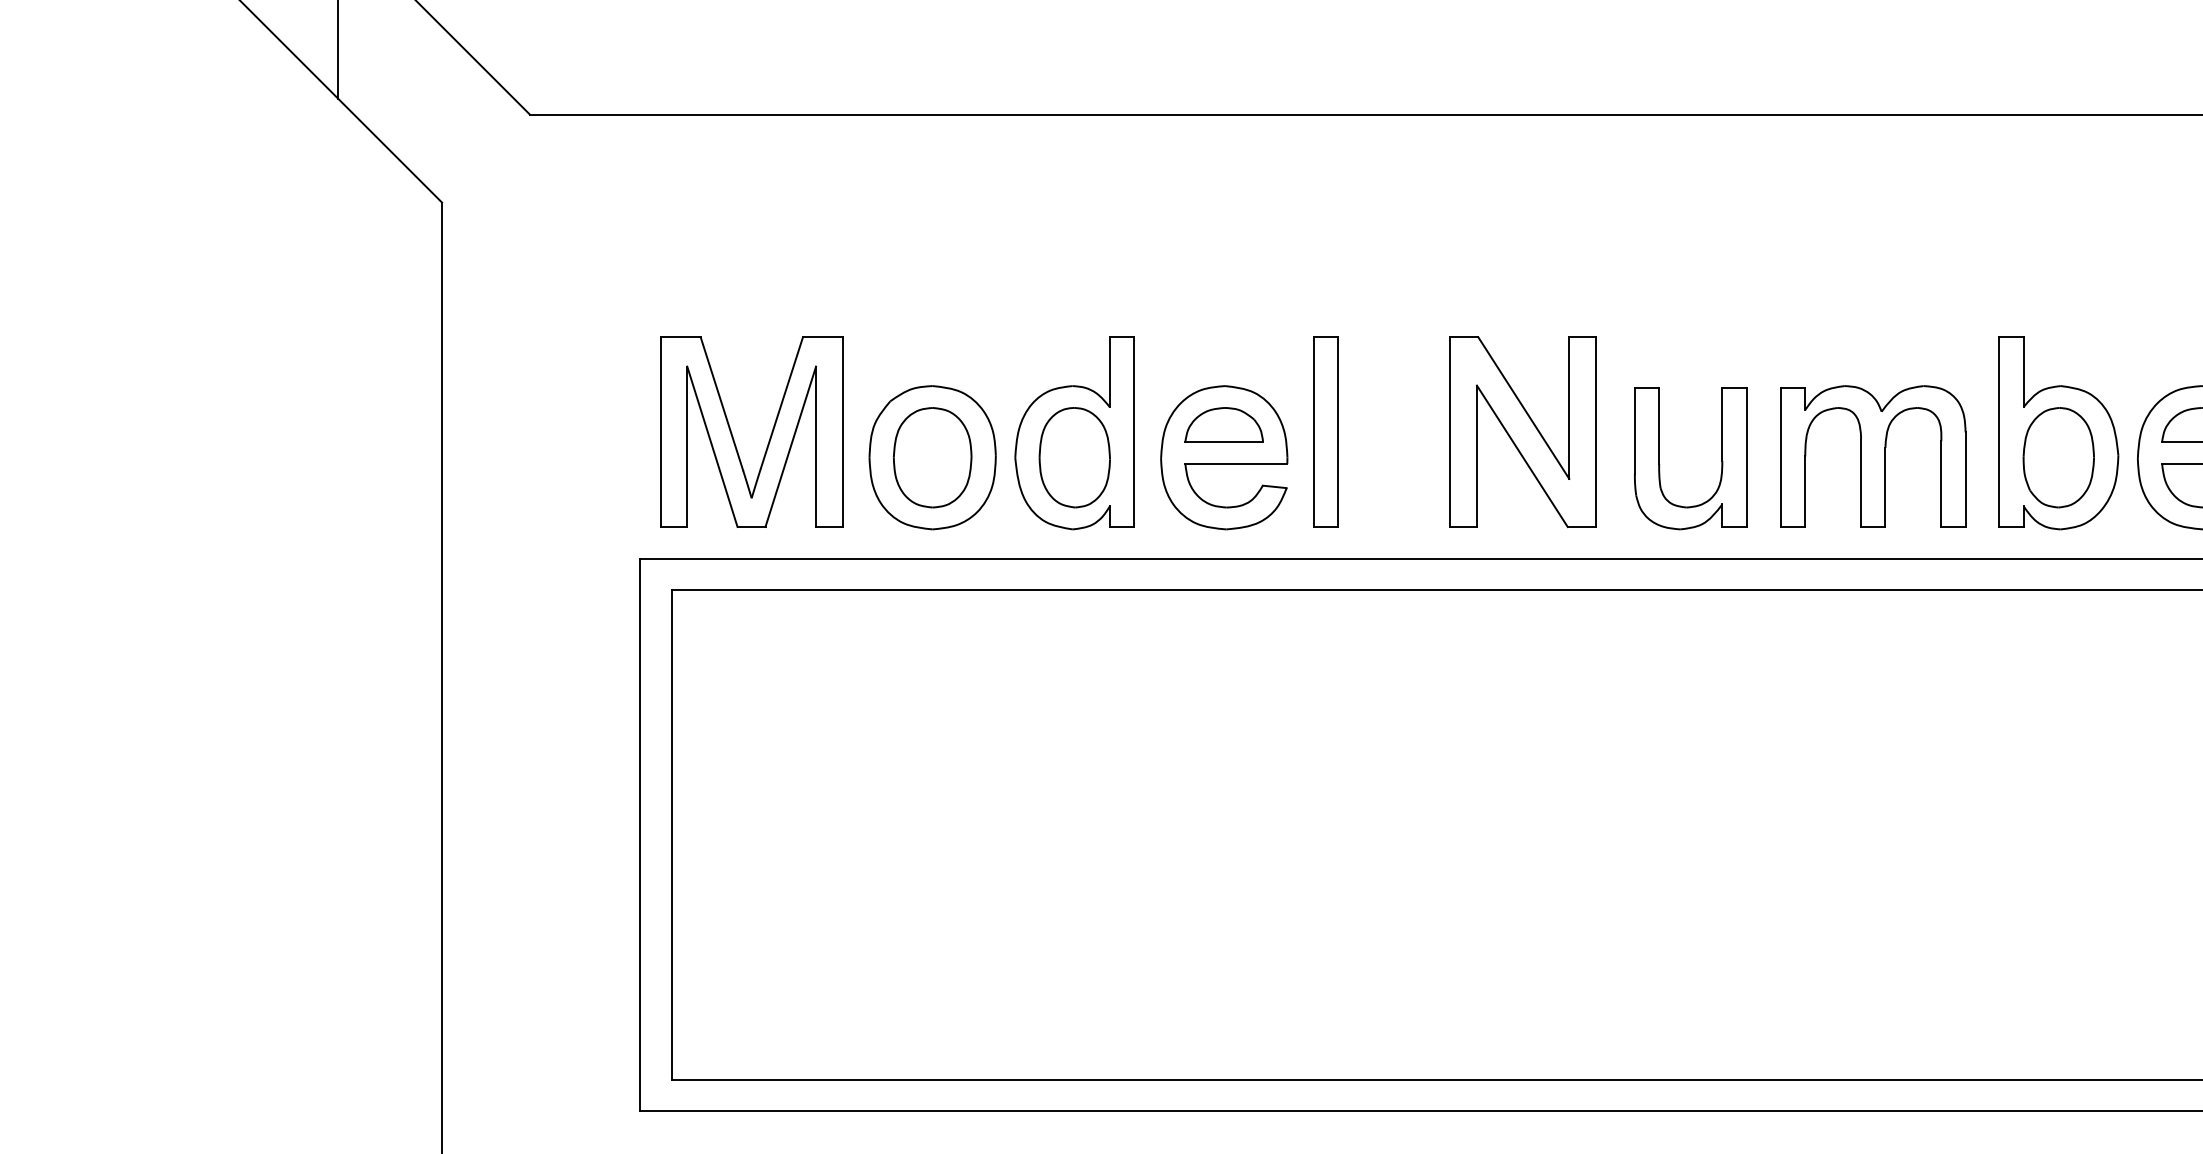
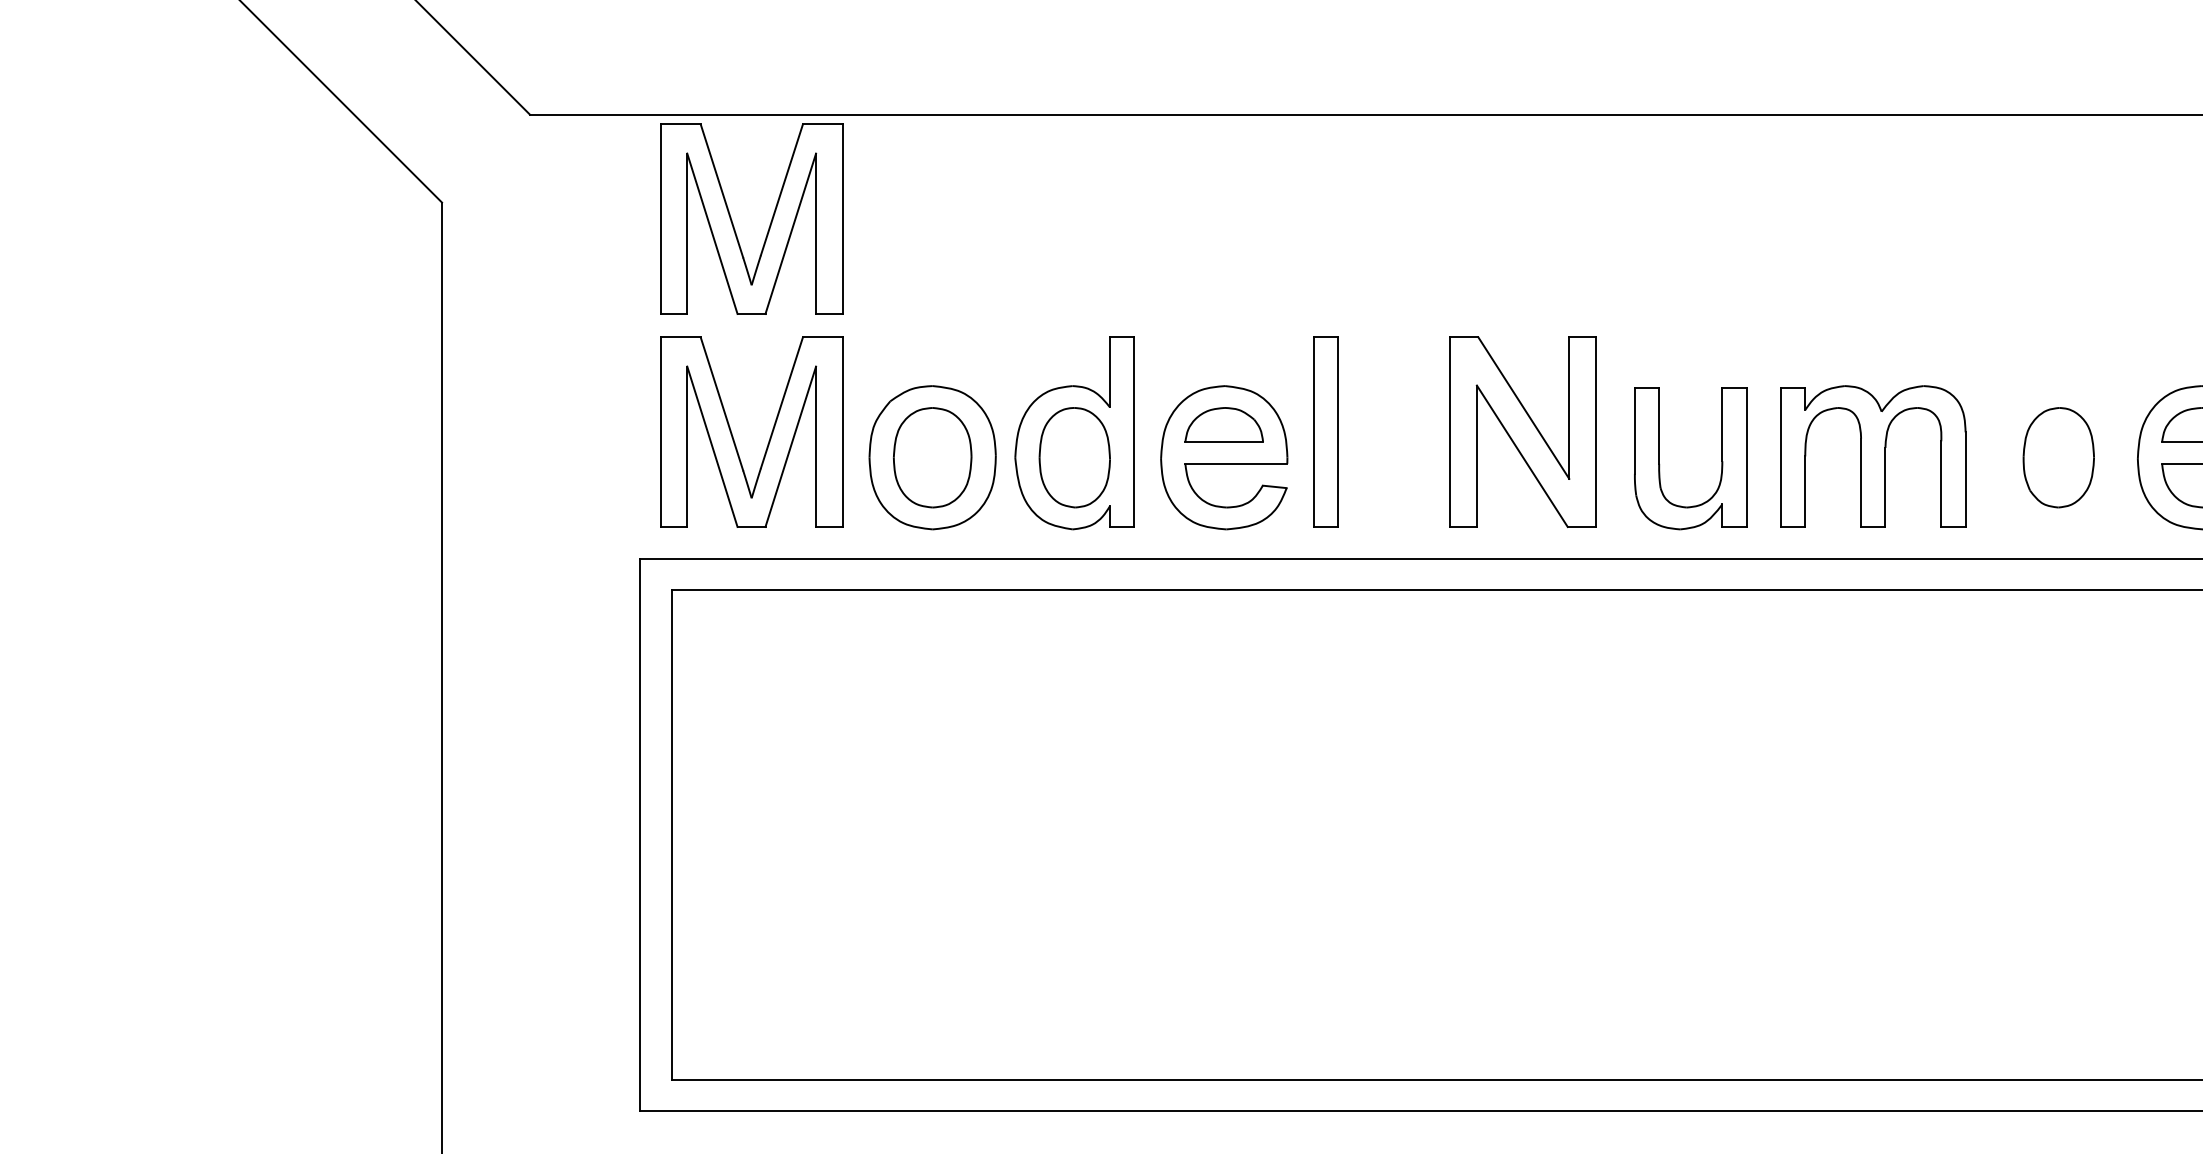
line: present -> none (337, 50)
part: none -> present (733, 223)
part: present -> none (2058, 433)
